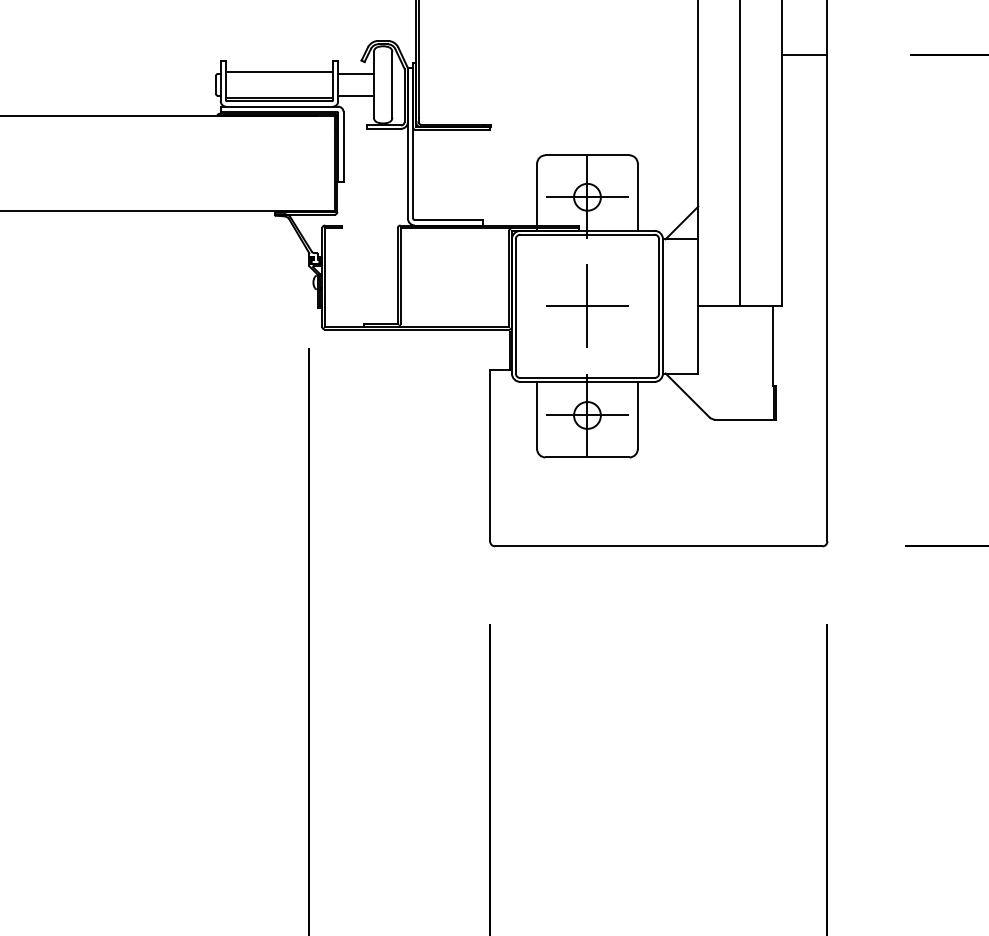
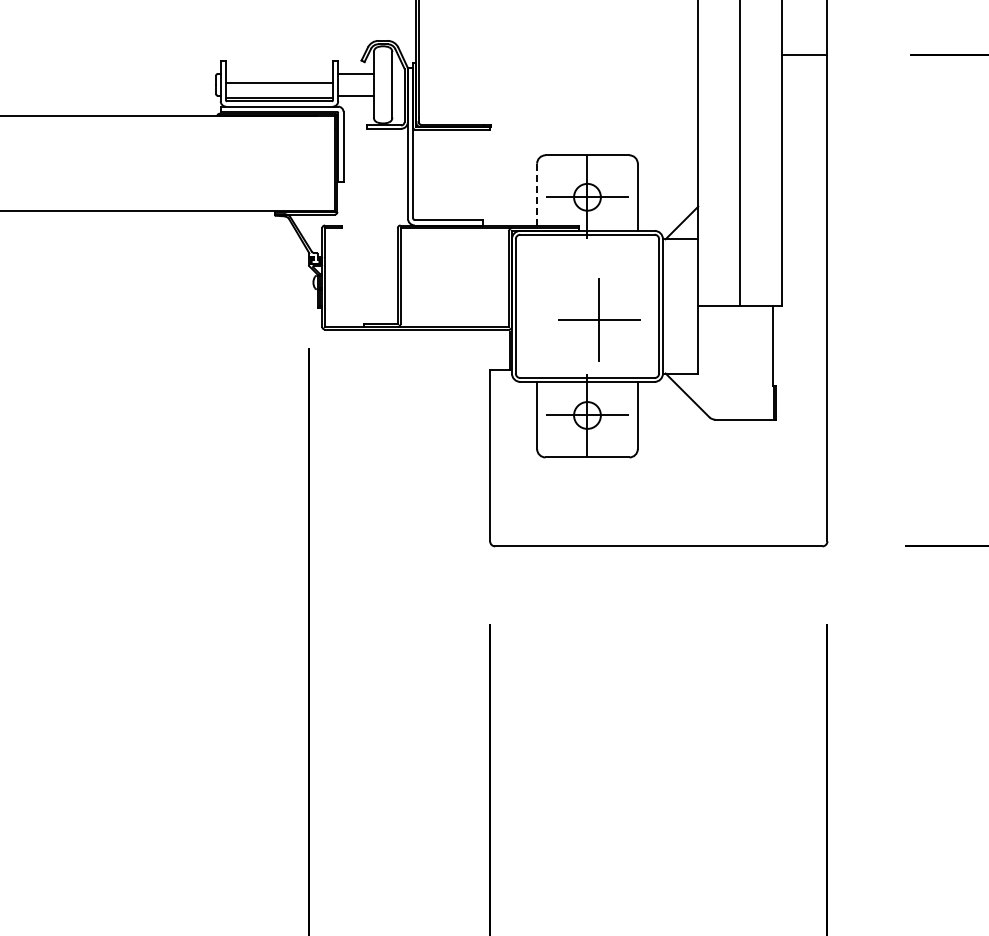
line position: (279, 71) -> (279, 82) (279, 82)
line: solid -> dashed (537, 197)
part position: (587, 305) -> (599, 319) (599, 319)
